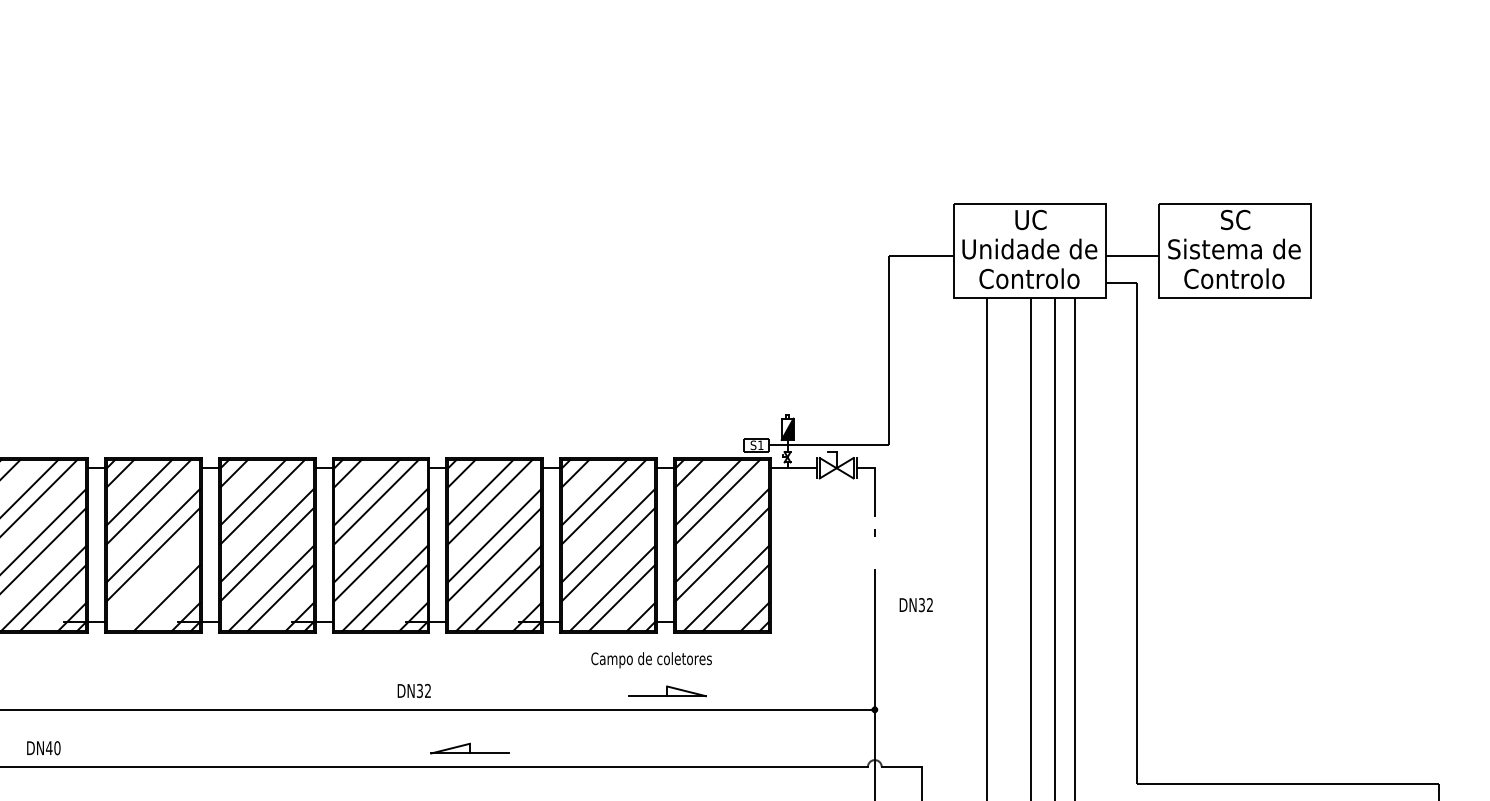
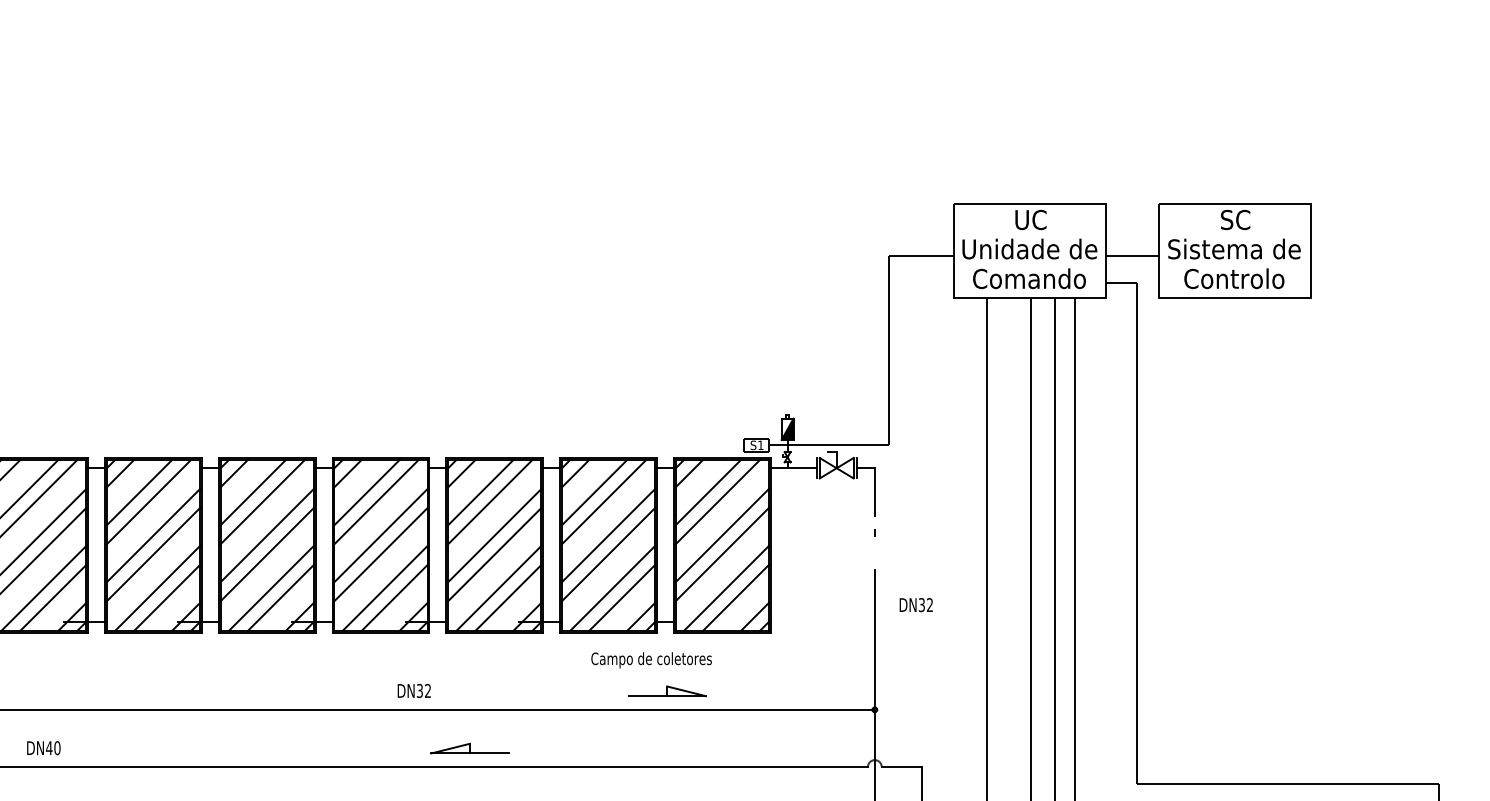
text: Controlo -> Comando (1029, 278)
line: none -> present (156, 588)
